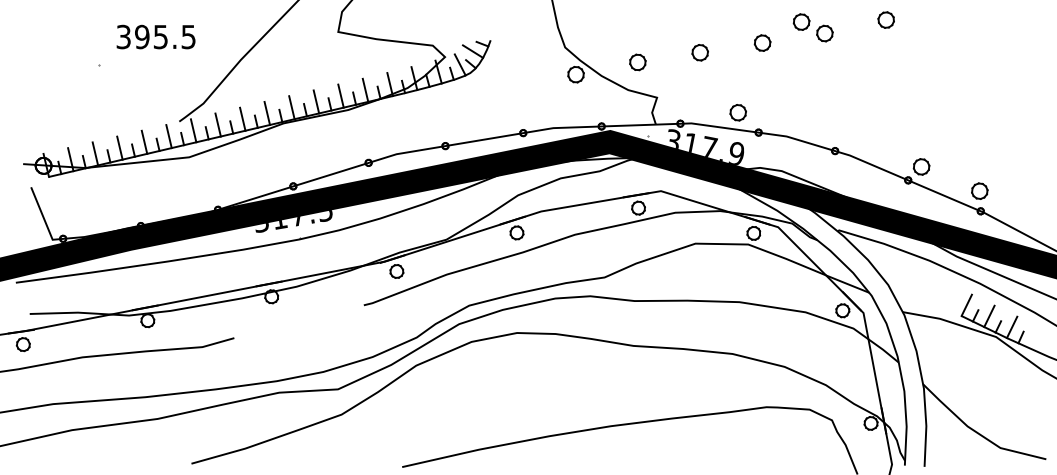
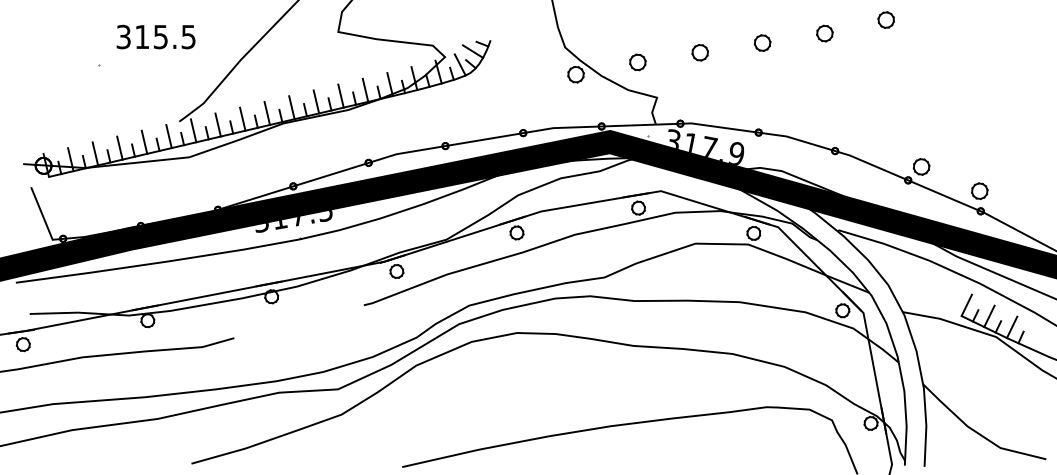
part: present -> none (801, 21)
text: 395.5 -> 315.5 (142, 36)
part: present -> none (737, 112)
